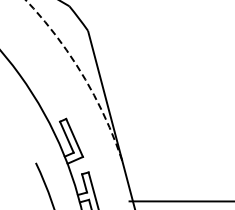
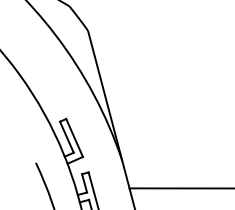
arc: dashed -> solid (82, 74)
line position: (180, 201) -> (180, 188) (180, 188)
